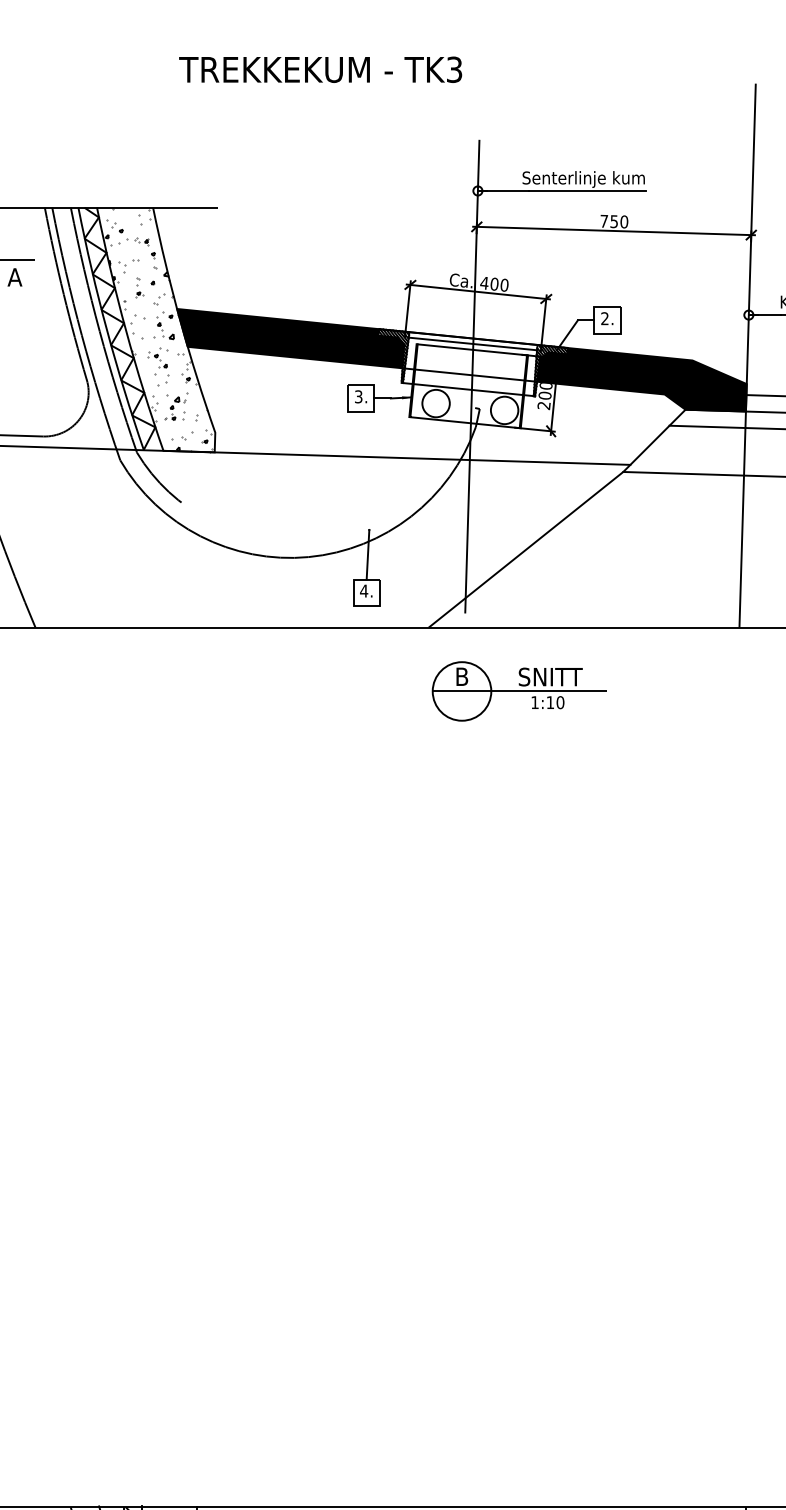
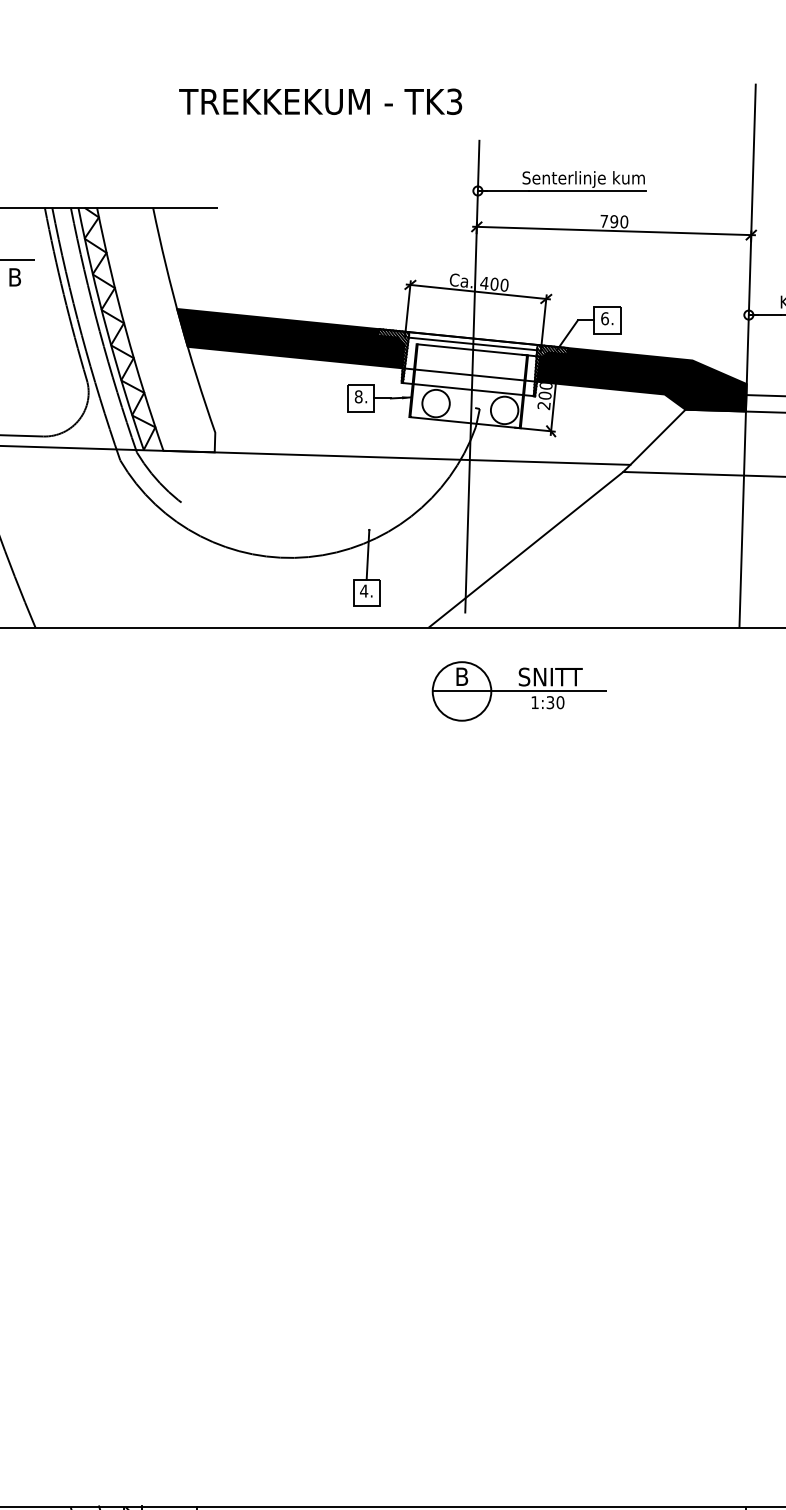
text position: (320, 69) -> (320, 101) (320, 101)
text: 750 -> 790 (614, 221)
text: A -> B (14, 277)
text: 2. -> 6. (604, 318)
hatch: present -> none (158, 329)
text: 3. -> 8. (358, 396)
line: present -> none (725, 427)
text: 1:10 -> 1:30 (550, 702)
